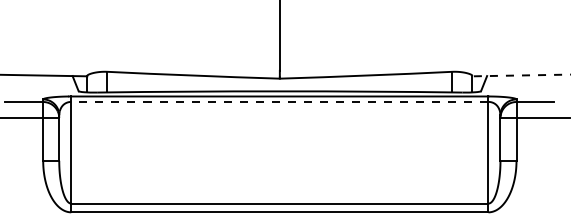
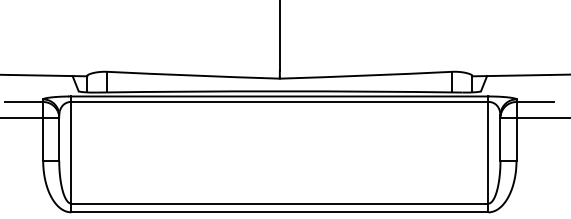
line: dashed -> solid (521, 75)
line: dashed -> solid (279, 101)
